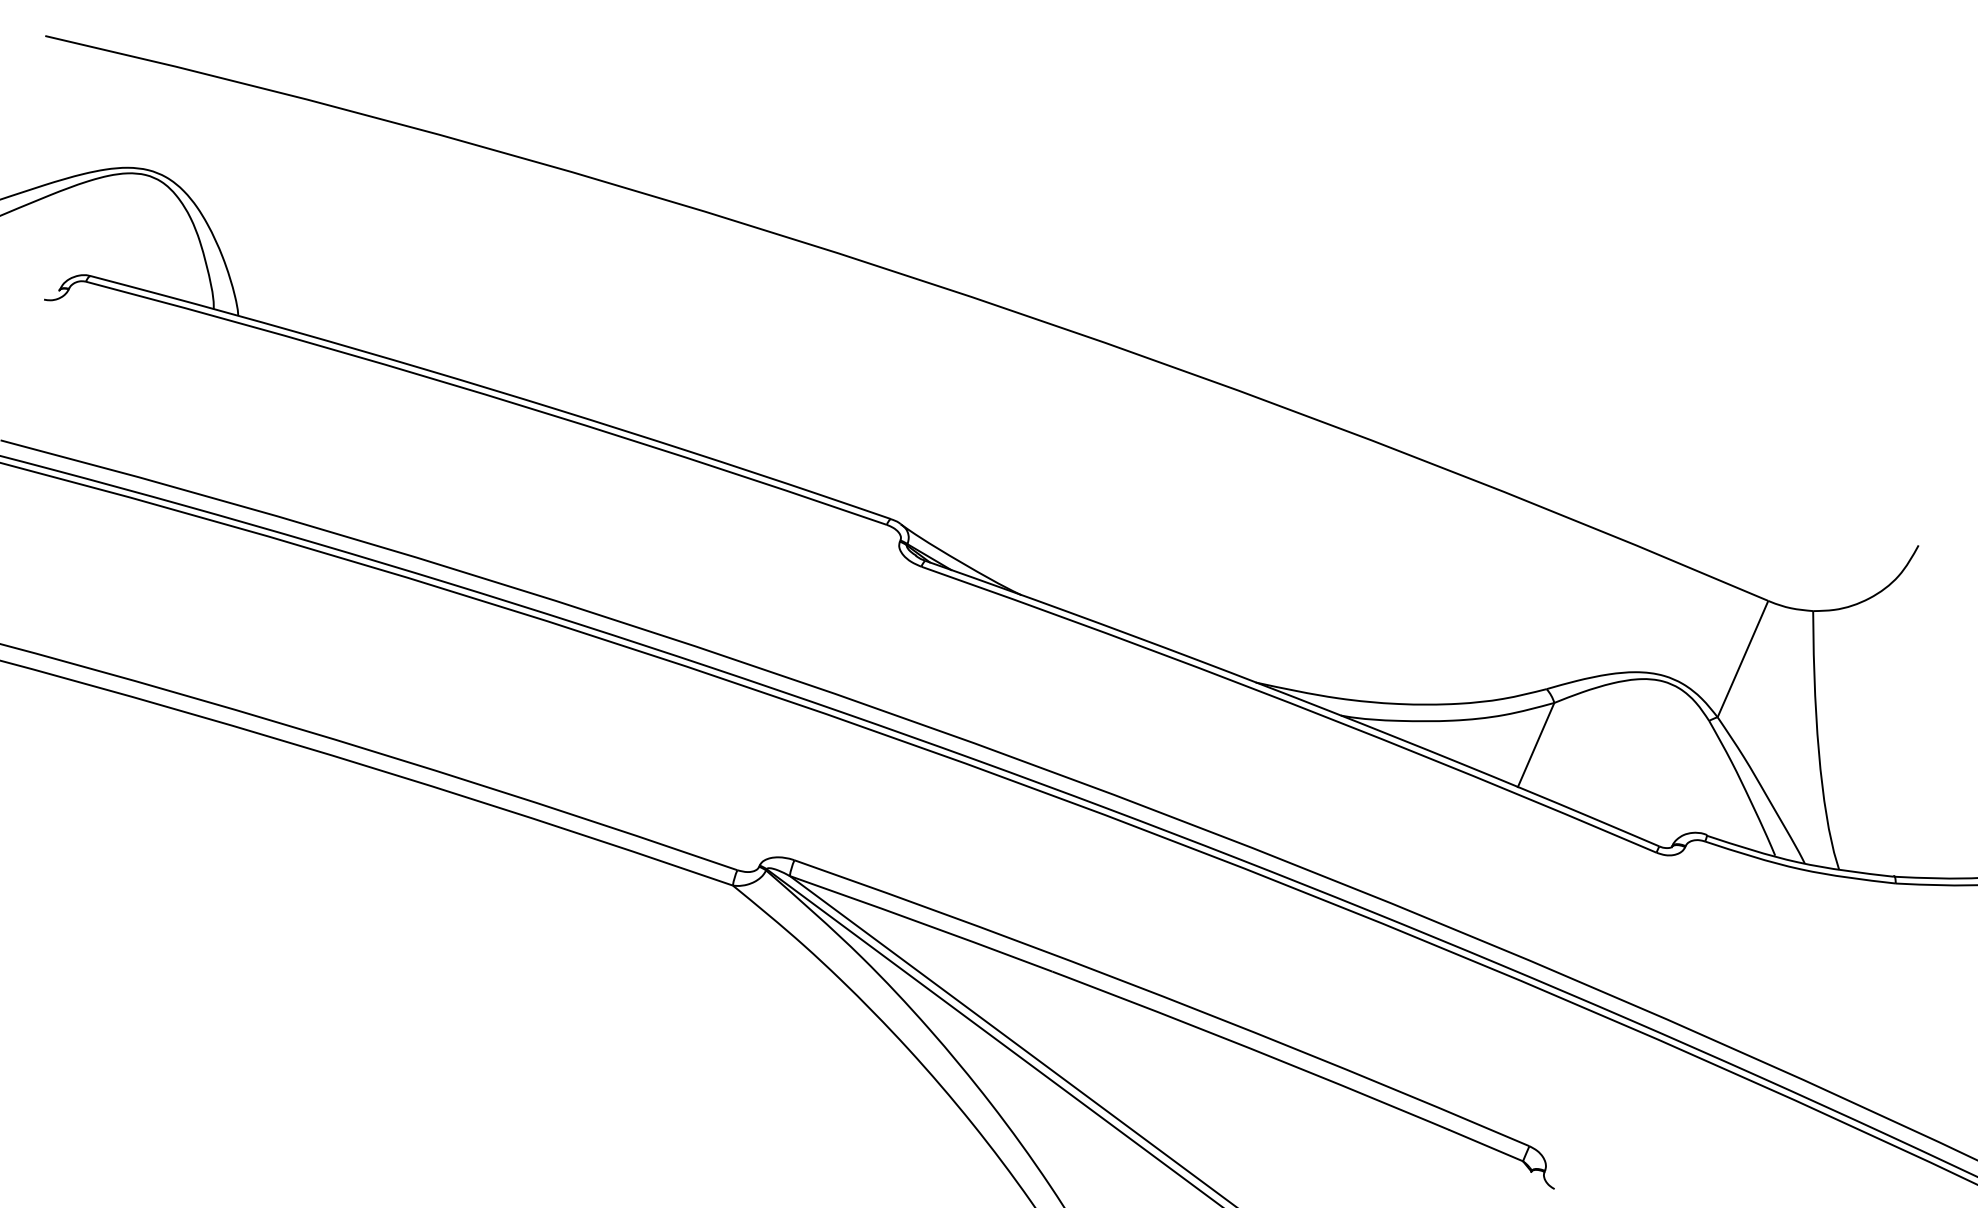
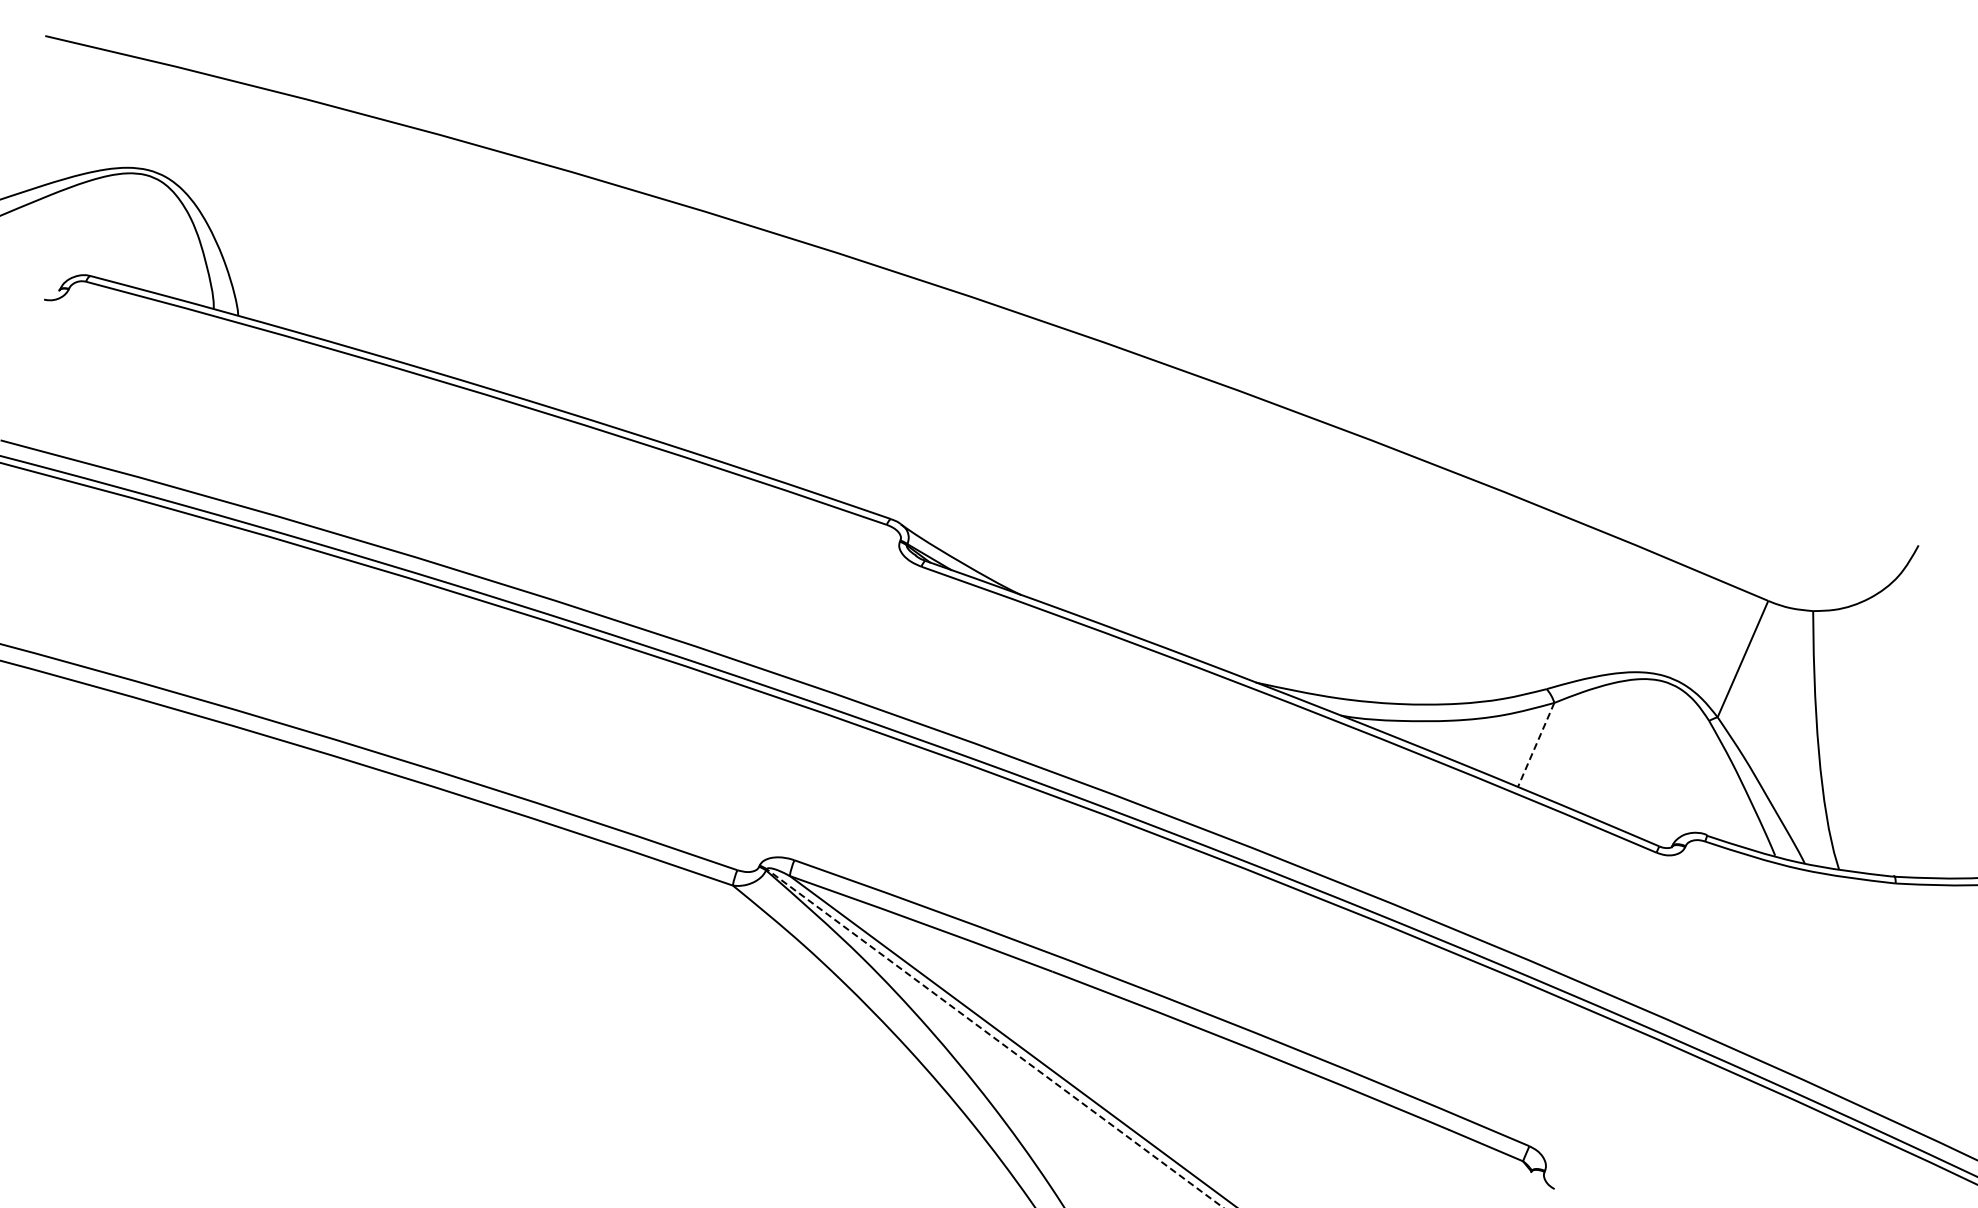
line: solid -> dashed (1536, 745)
line: solid -> dashed (994, 1038)
